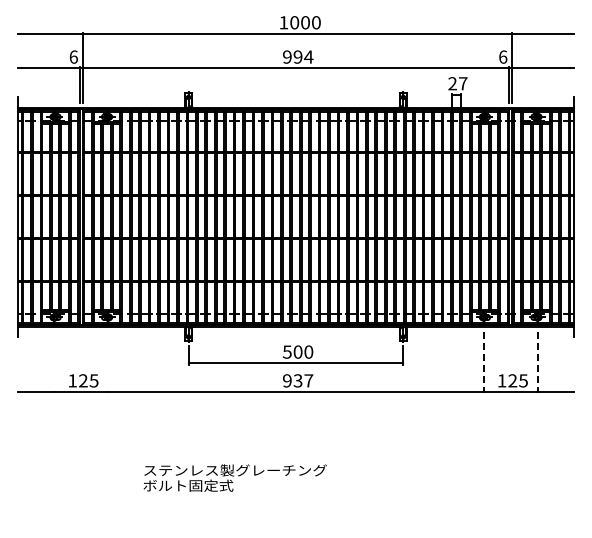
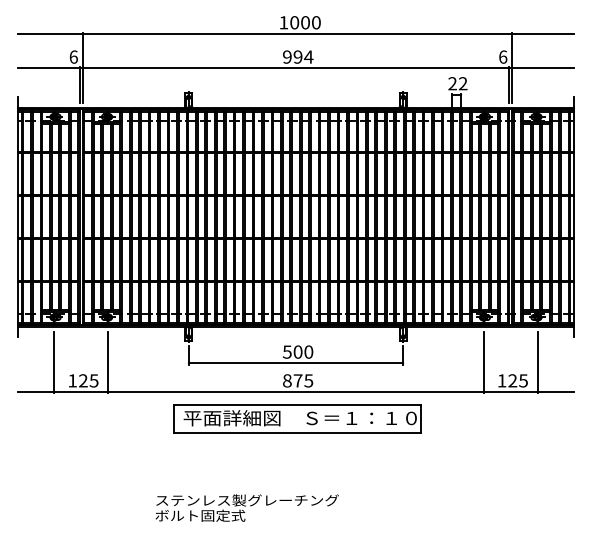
text: 27 -> 22 (462, 83)
line: none -> present (54, 362)
line: none -> present (108, 362)
line: dashed -> solid (483, 362)
line: dashed -> solid (537, 362)
text: 937 -> 875 (298, 380)
part: none -> present (297, 418)
text position: (234, 477) -> (246, 507) (246, 507)
